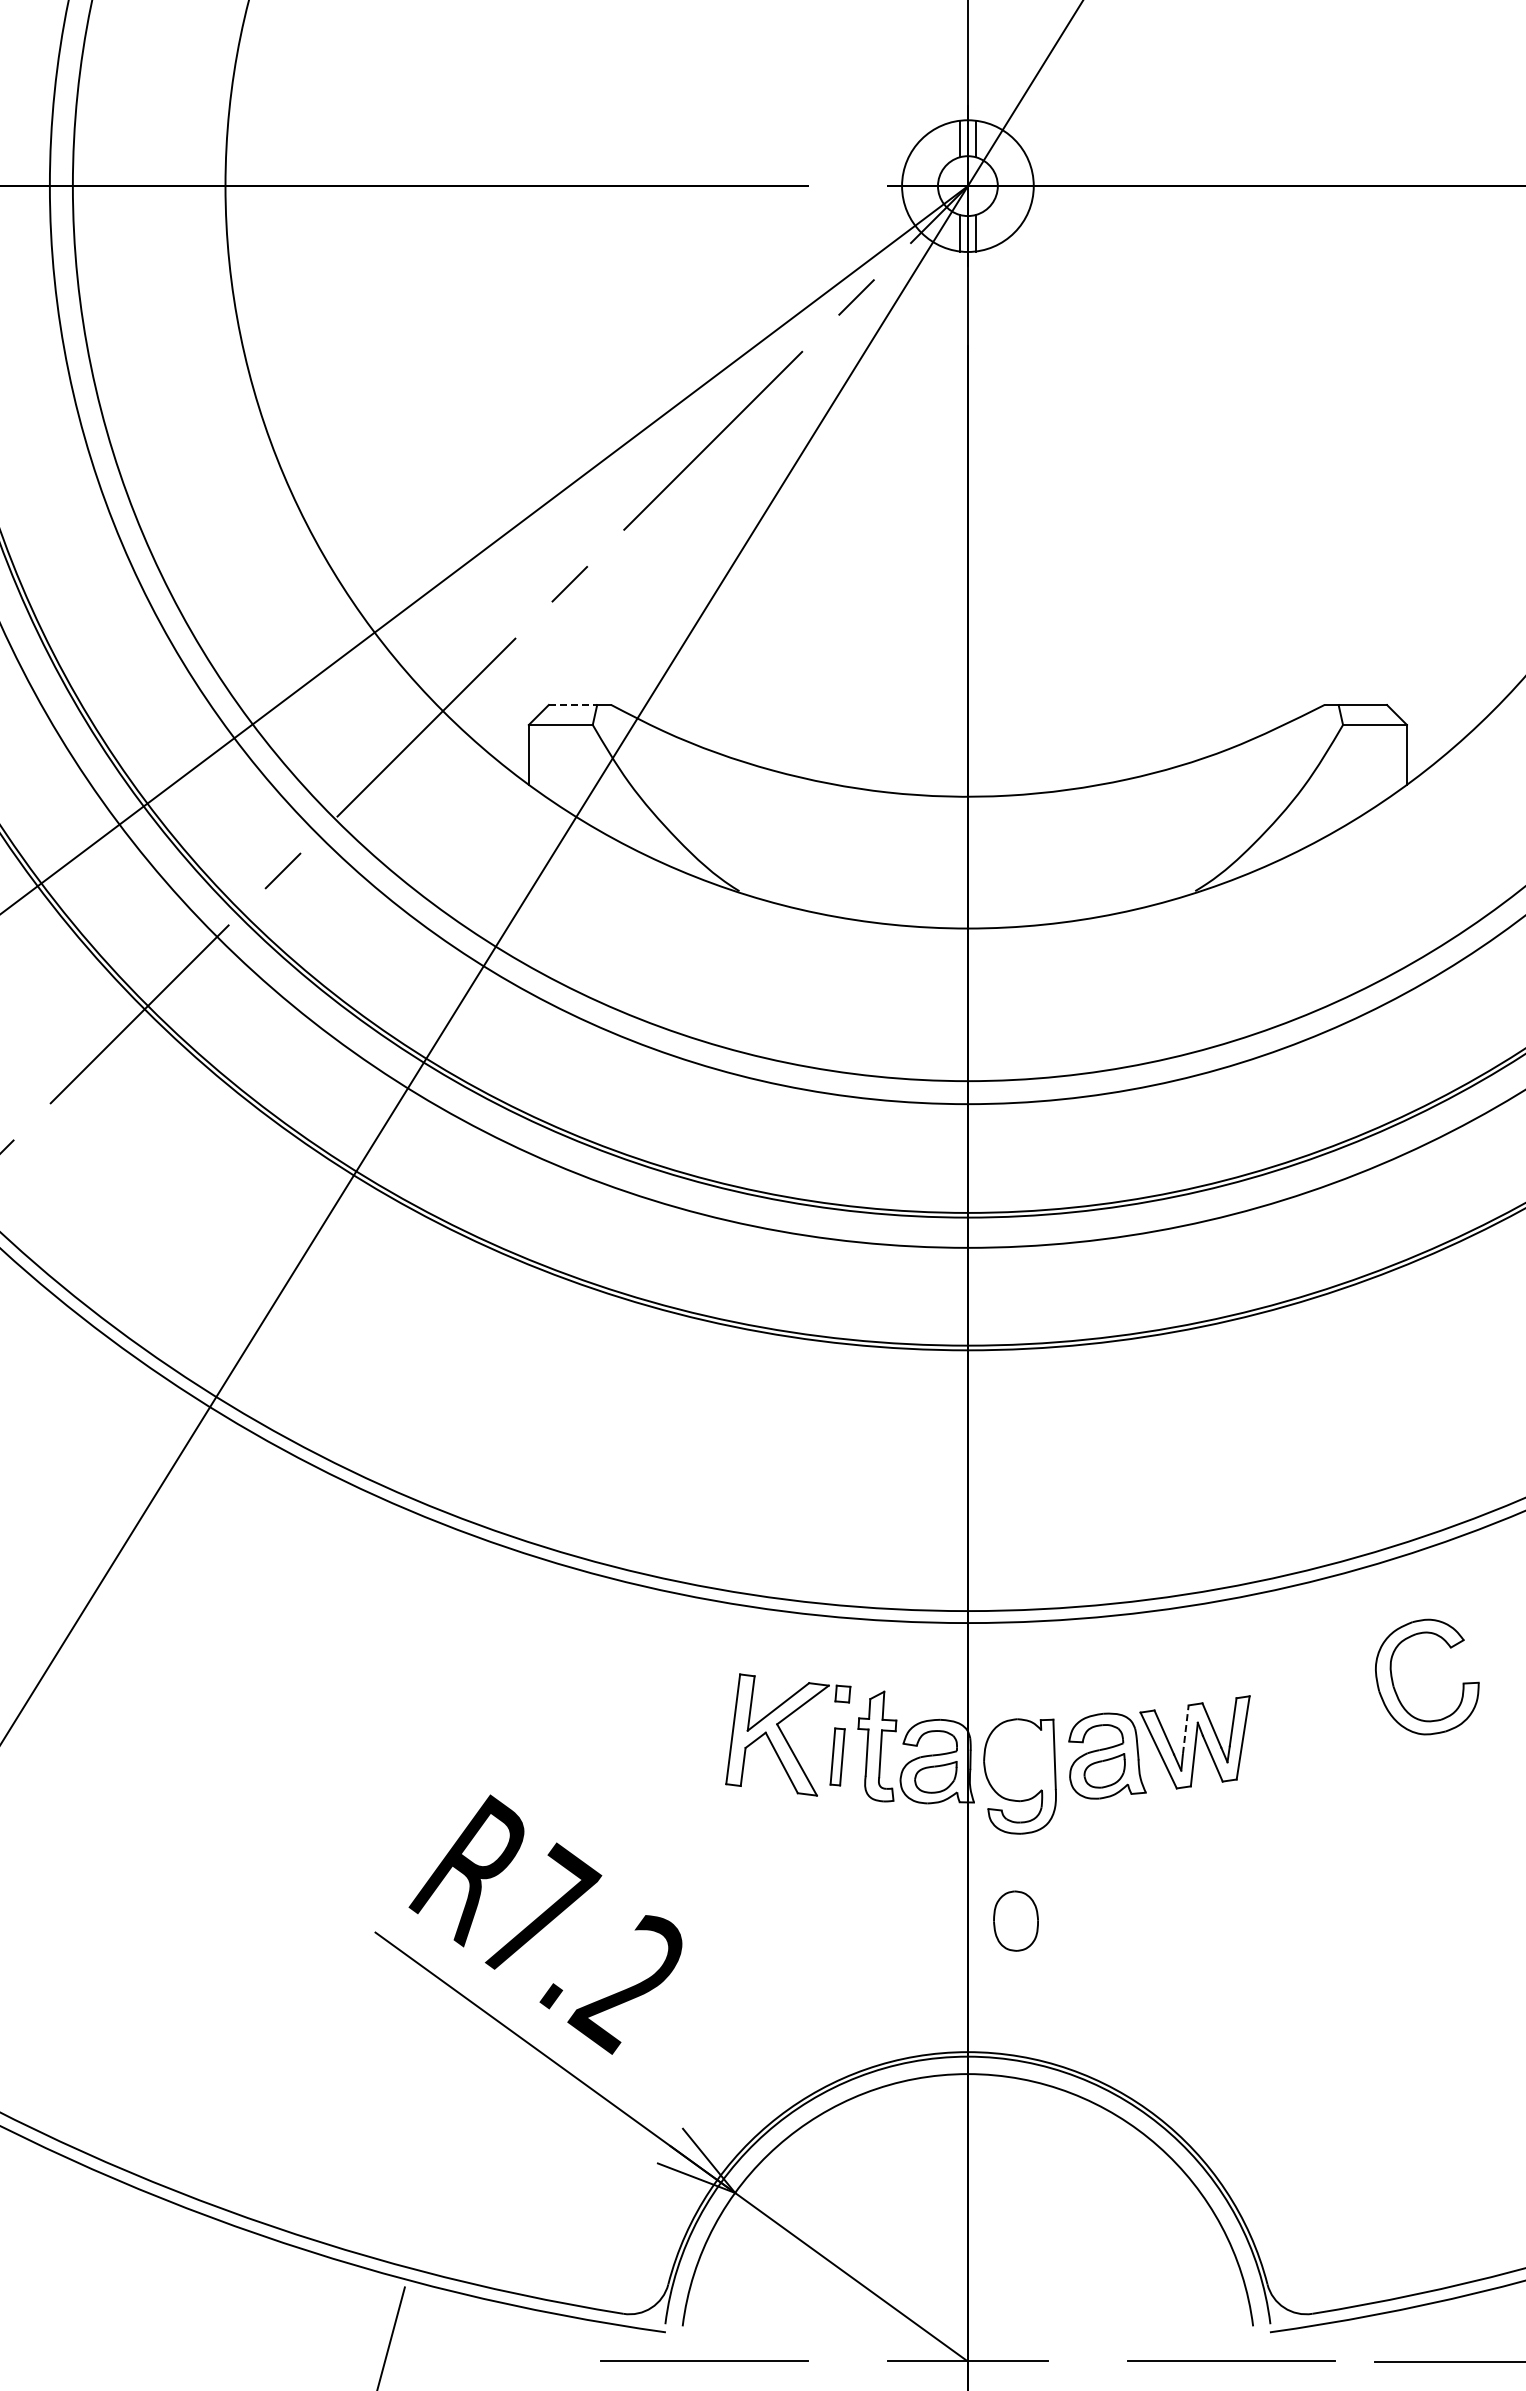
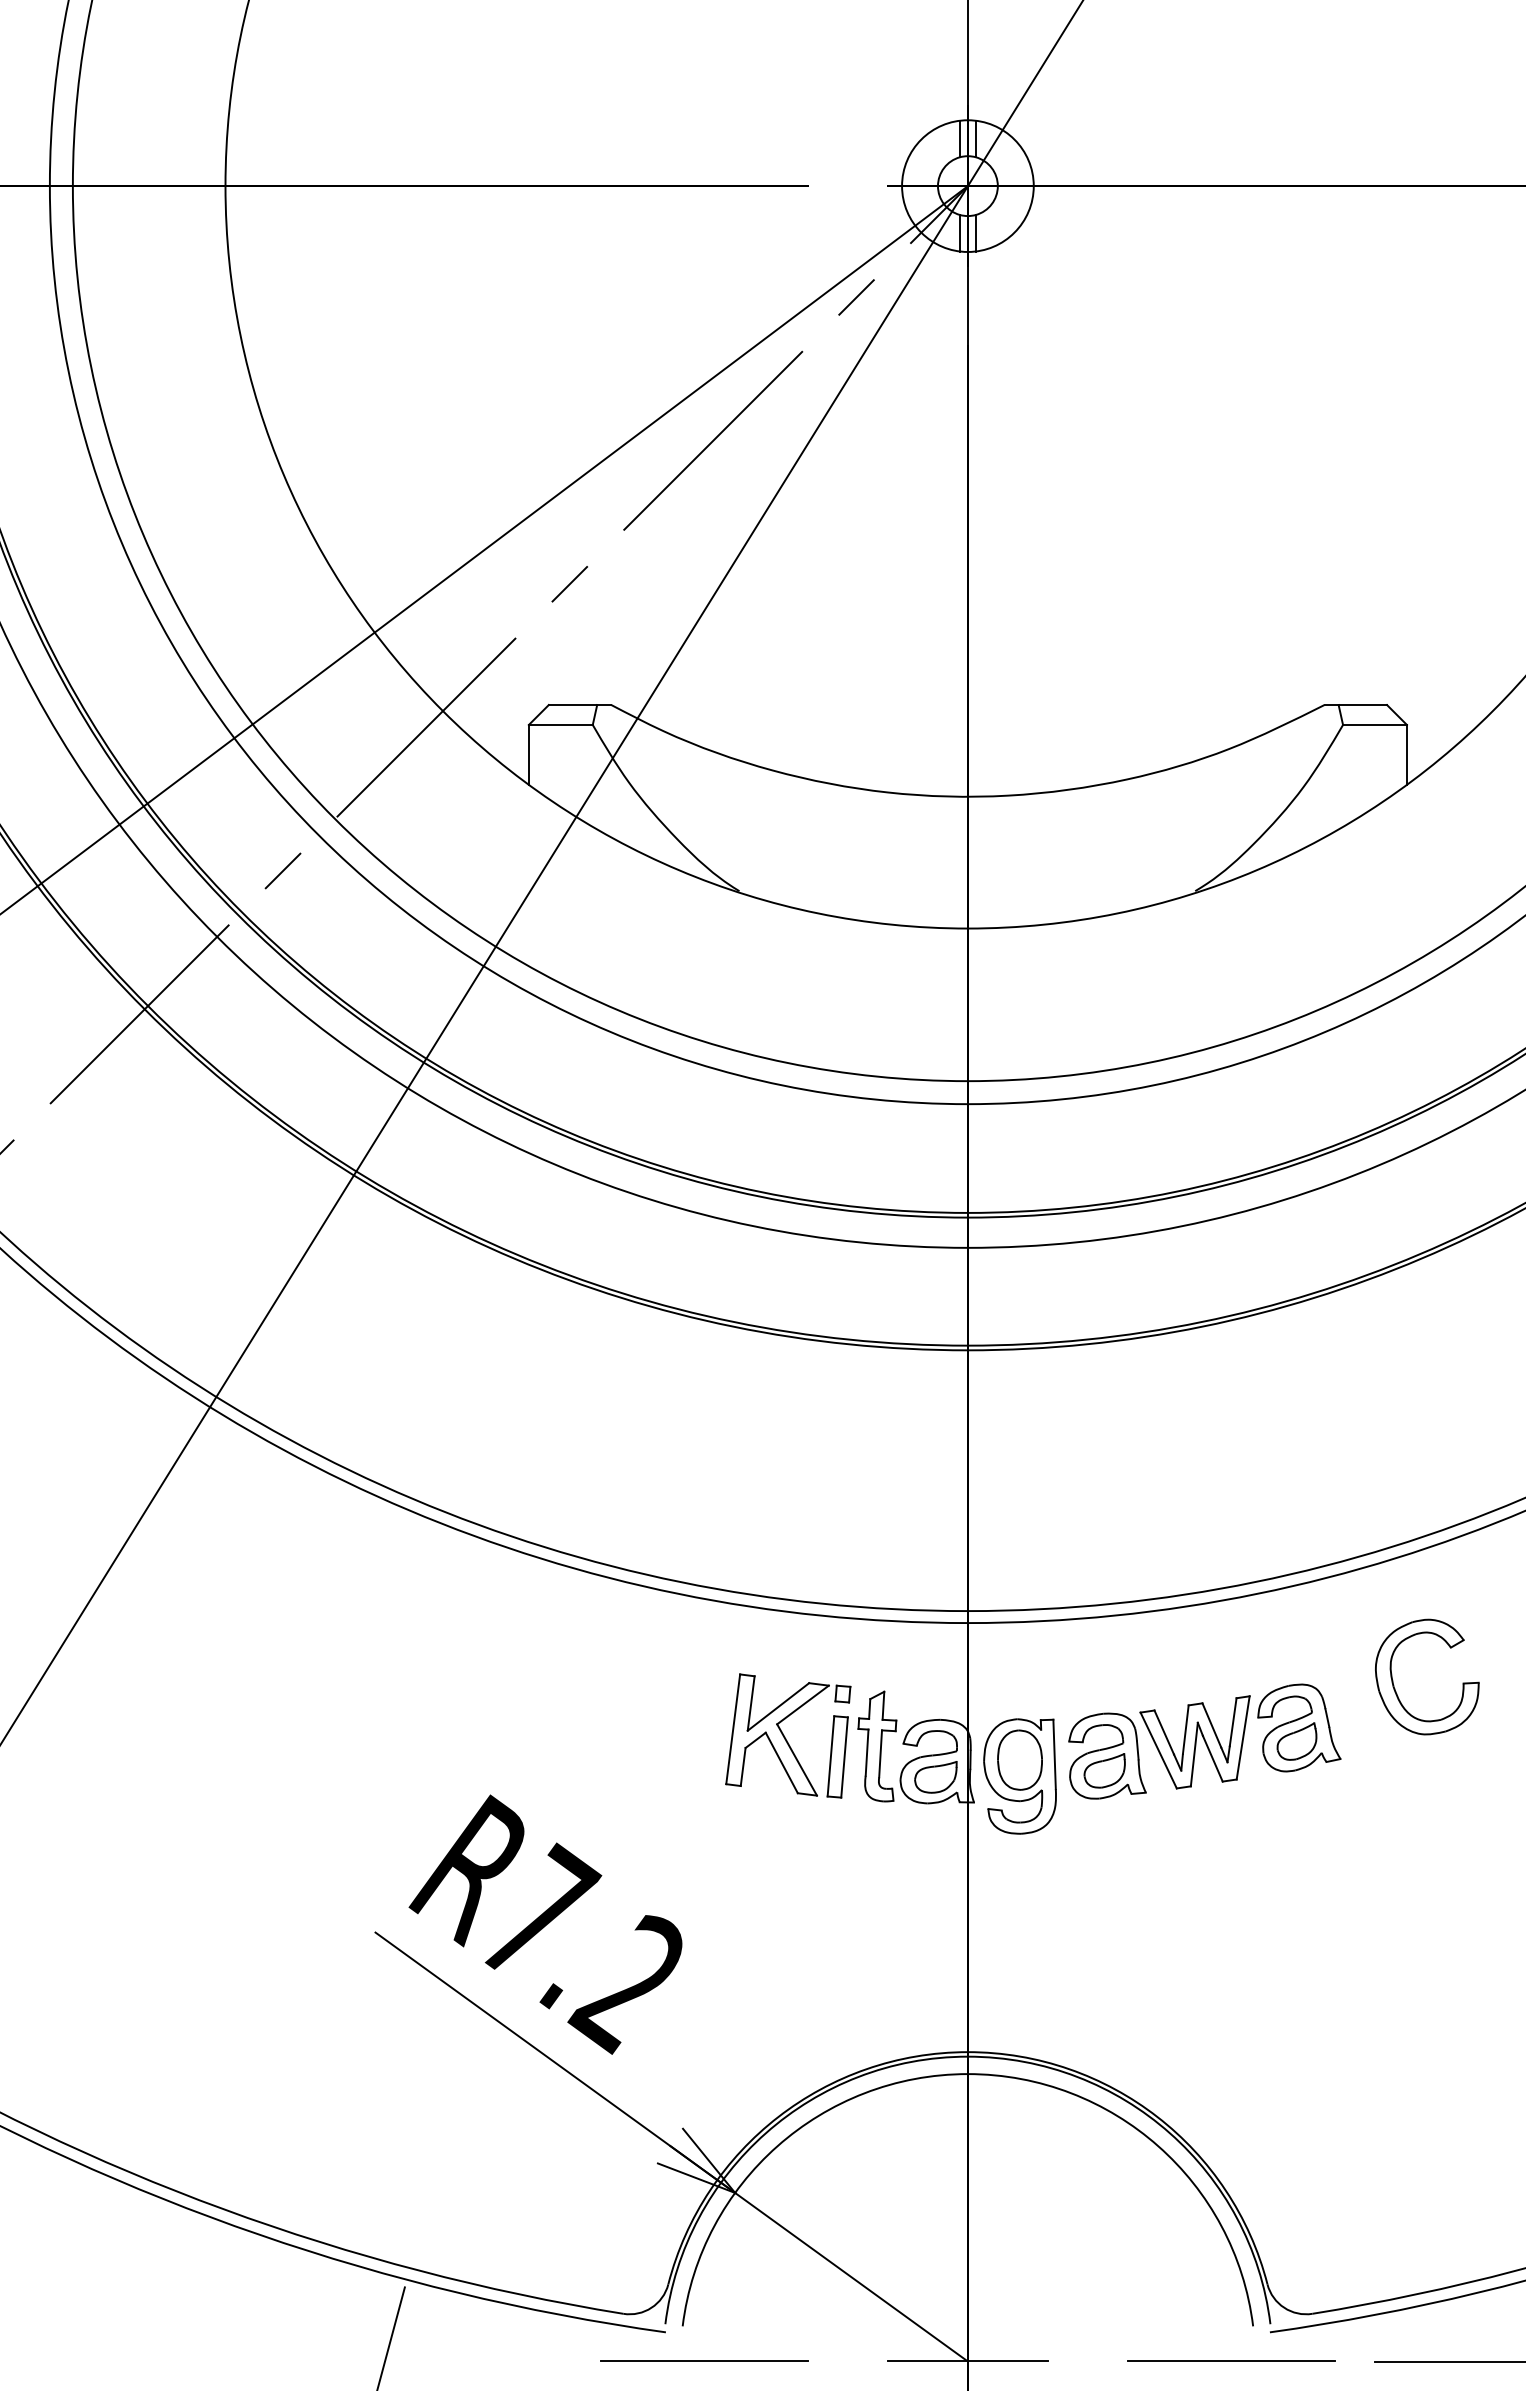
line: dashed -> solid (573, 705)
part: none -> present (1299, 1727)
line: dashed -> solid (1185, 1729)
part size: 17x60 px -> 23x84 px (837, 1756)
part position: (1015, 1920) -> (1019, 1759) (1019, 1759)
